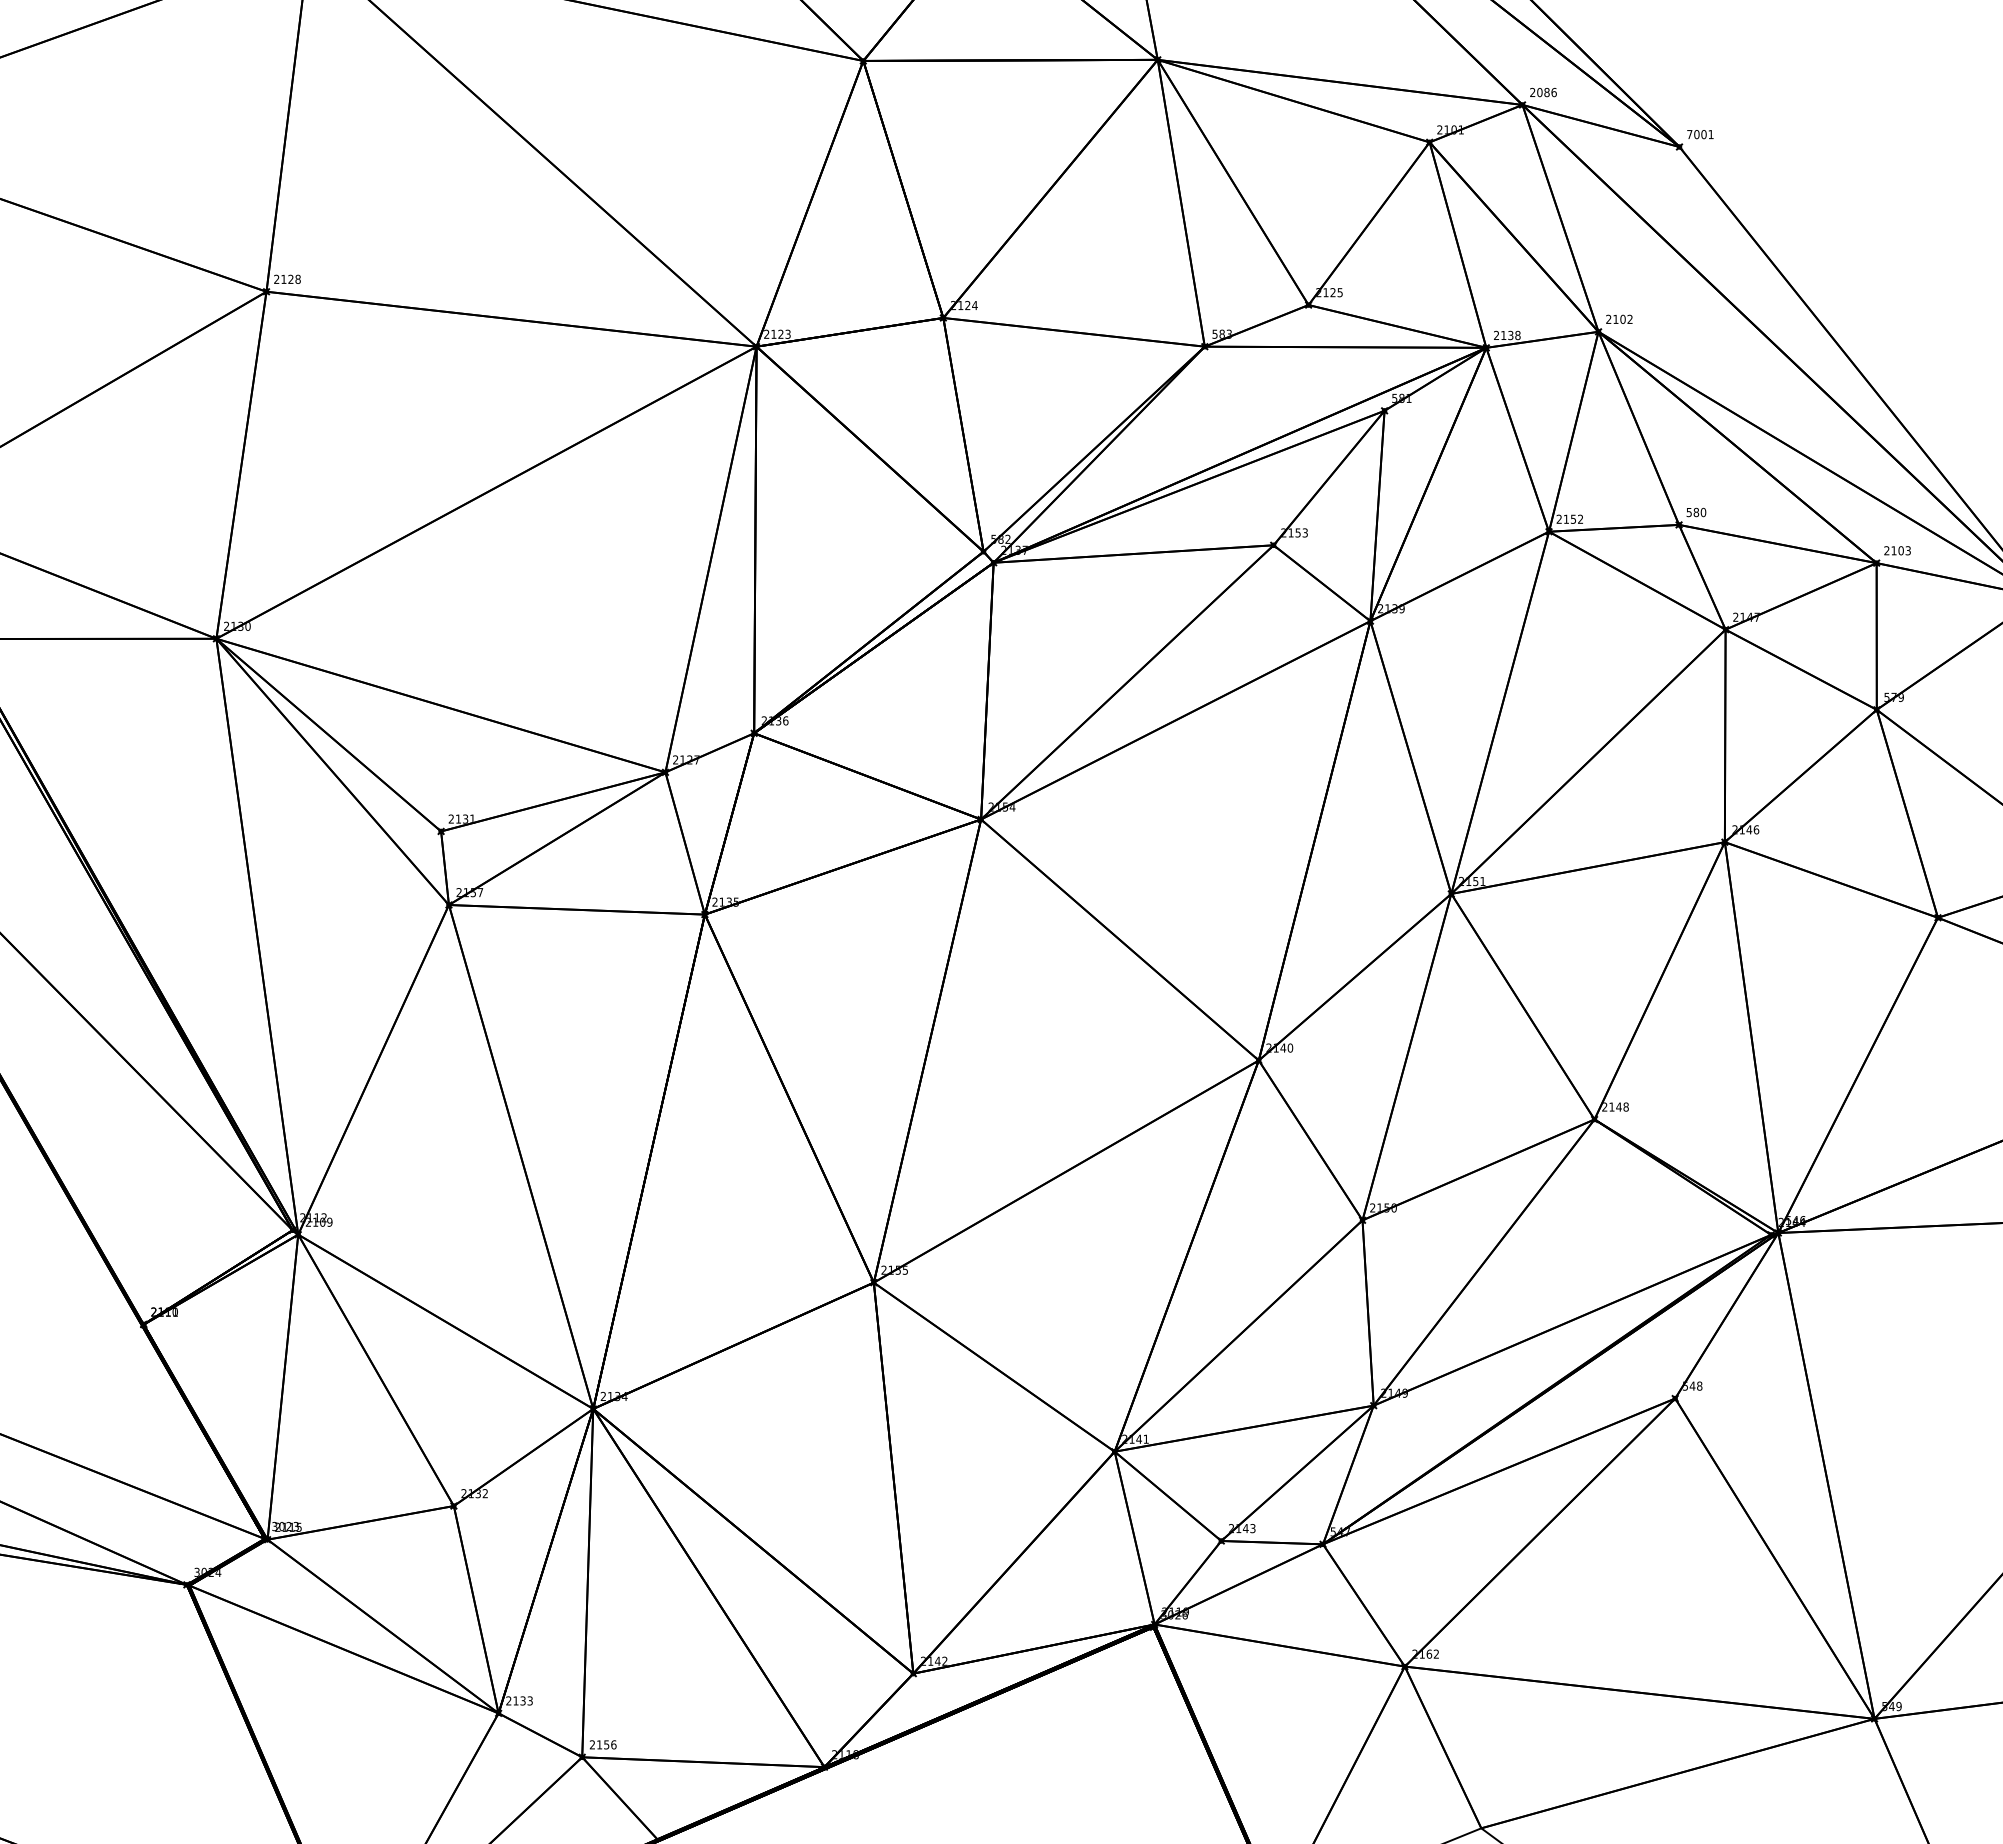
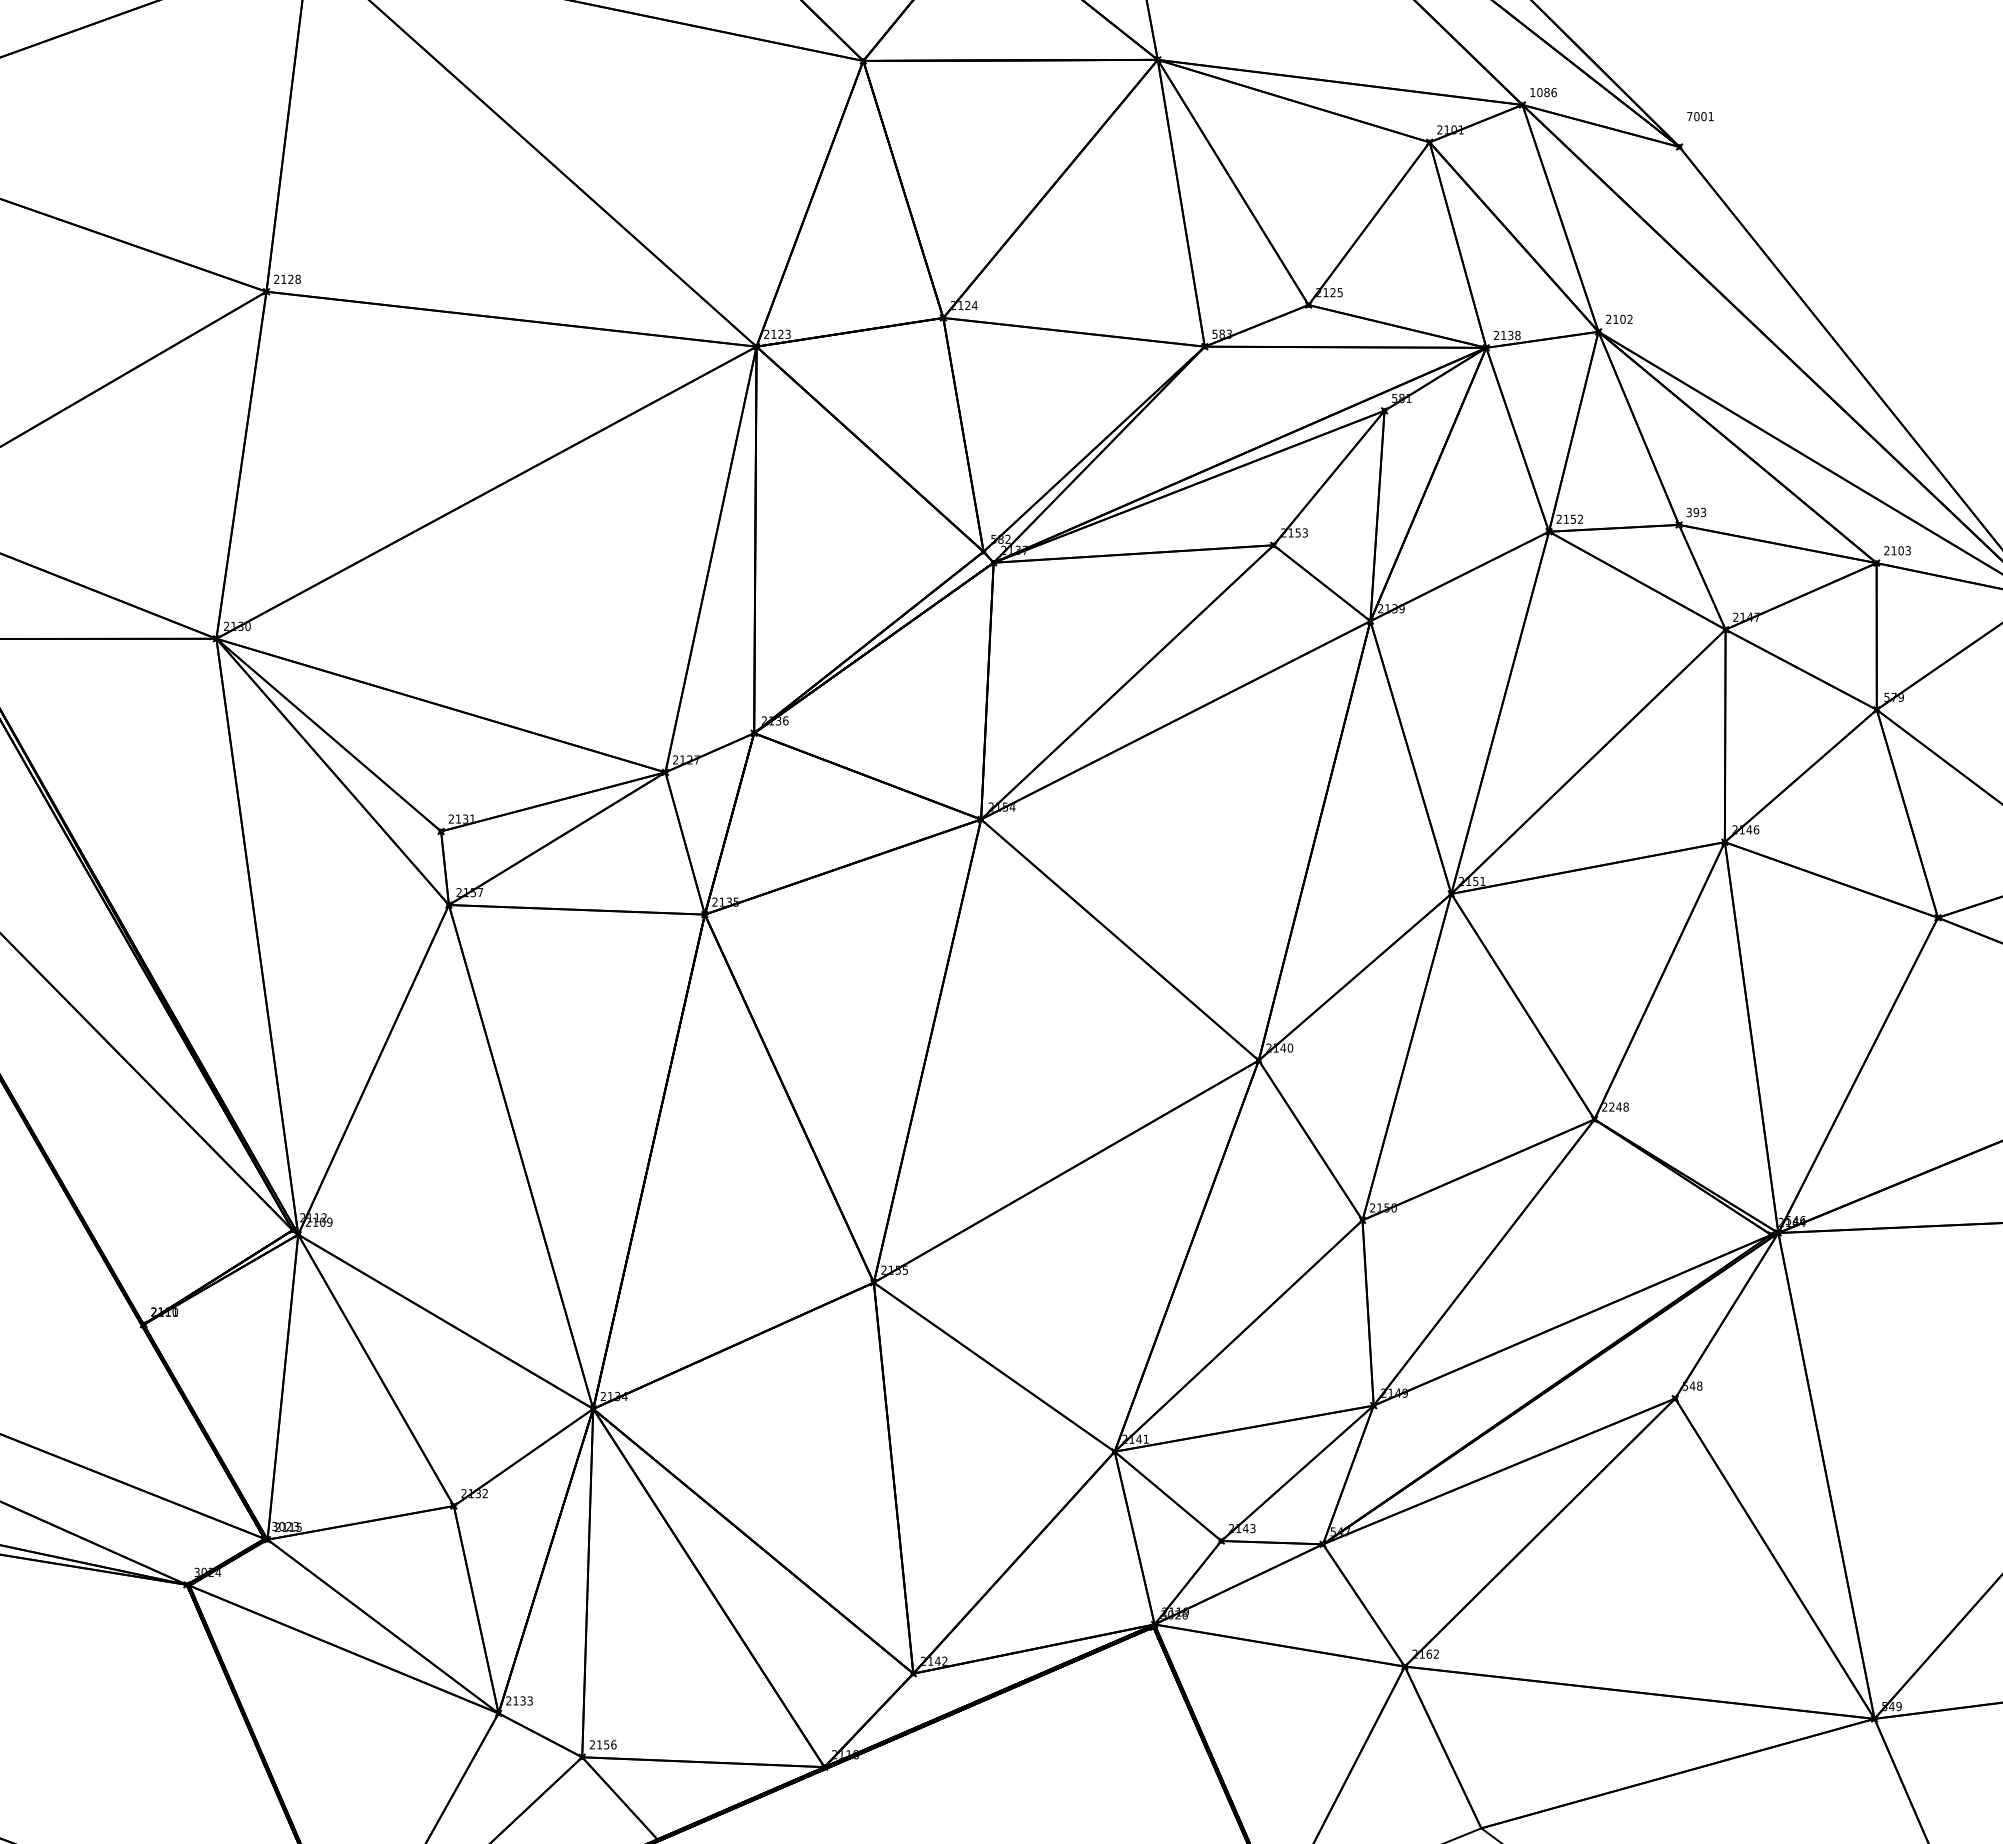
text: 2086 -> 1086 (1532, 91)
text position: (1700, 134) -> (1700, 116) (1700, 116)
text: 580 -> 393 (1696, 512)
text: 2148 -> 2248 (1611, 1106)
